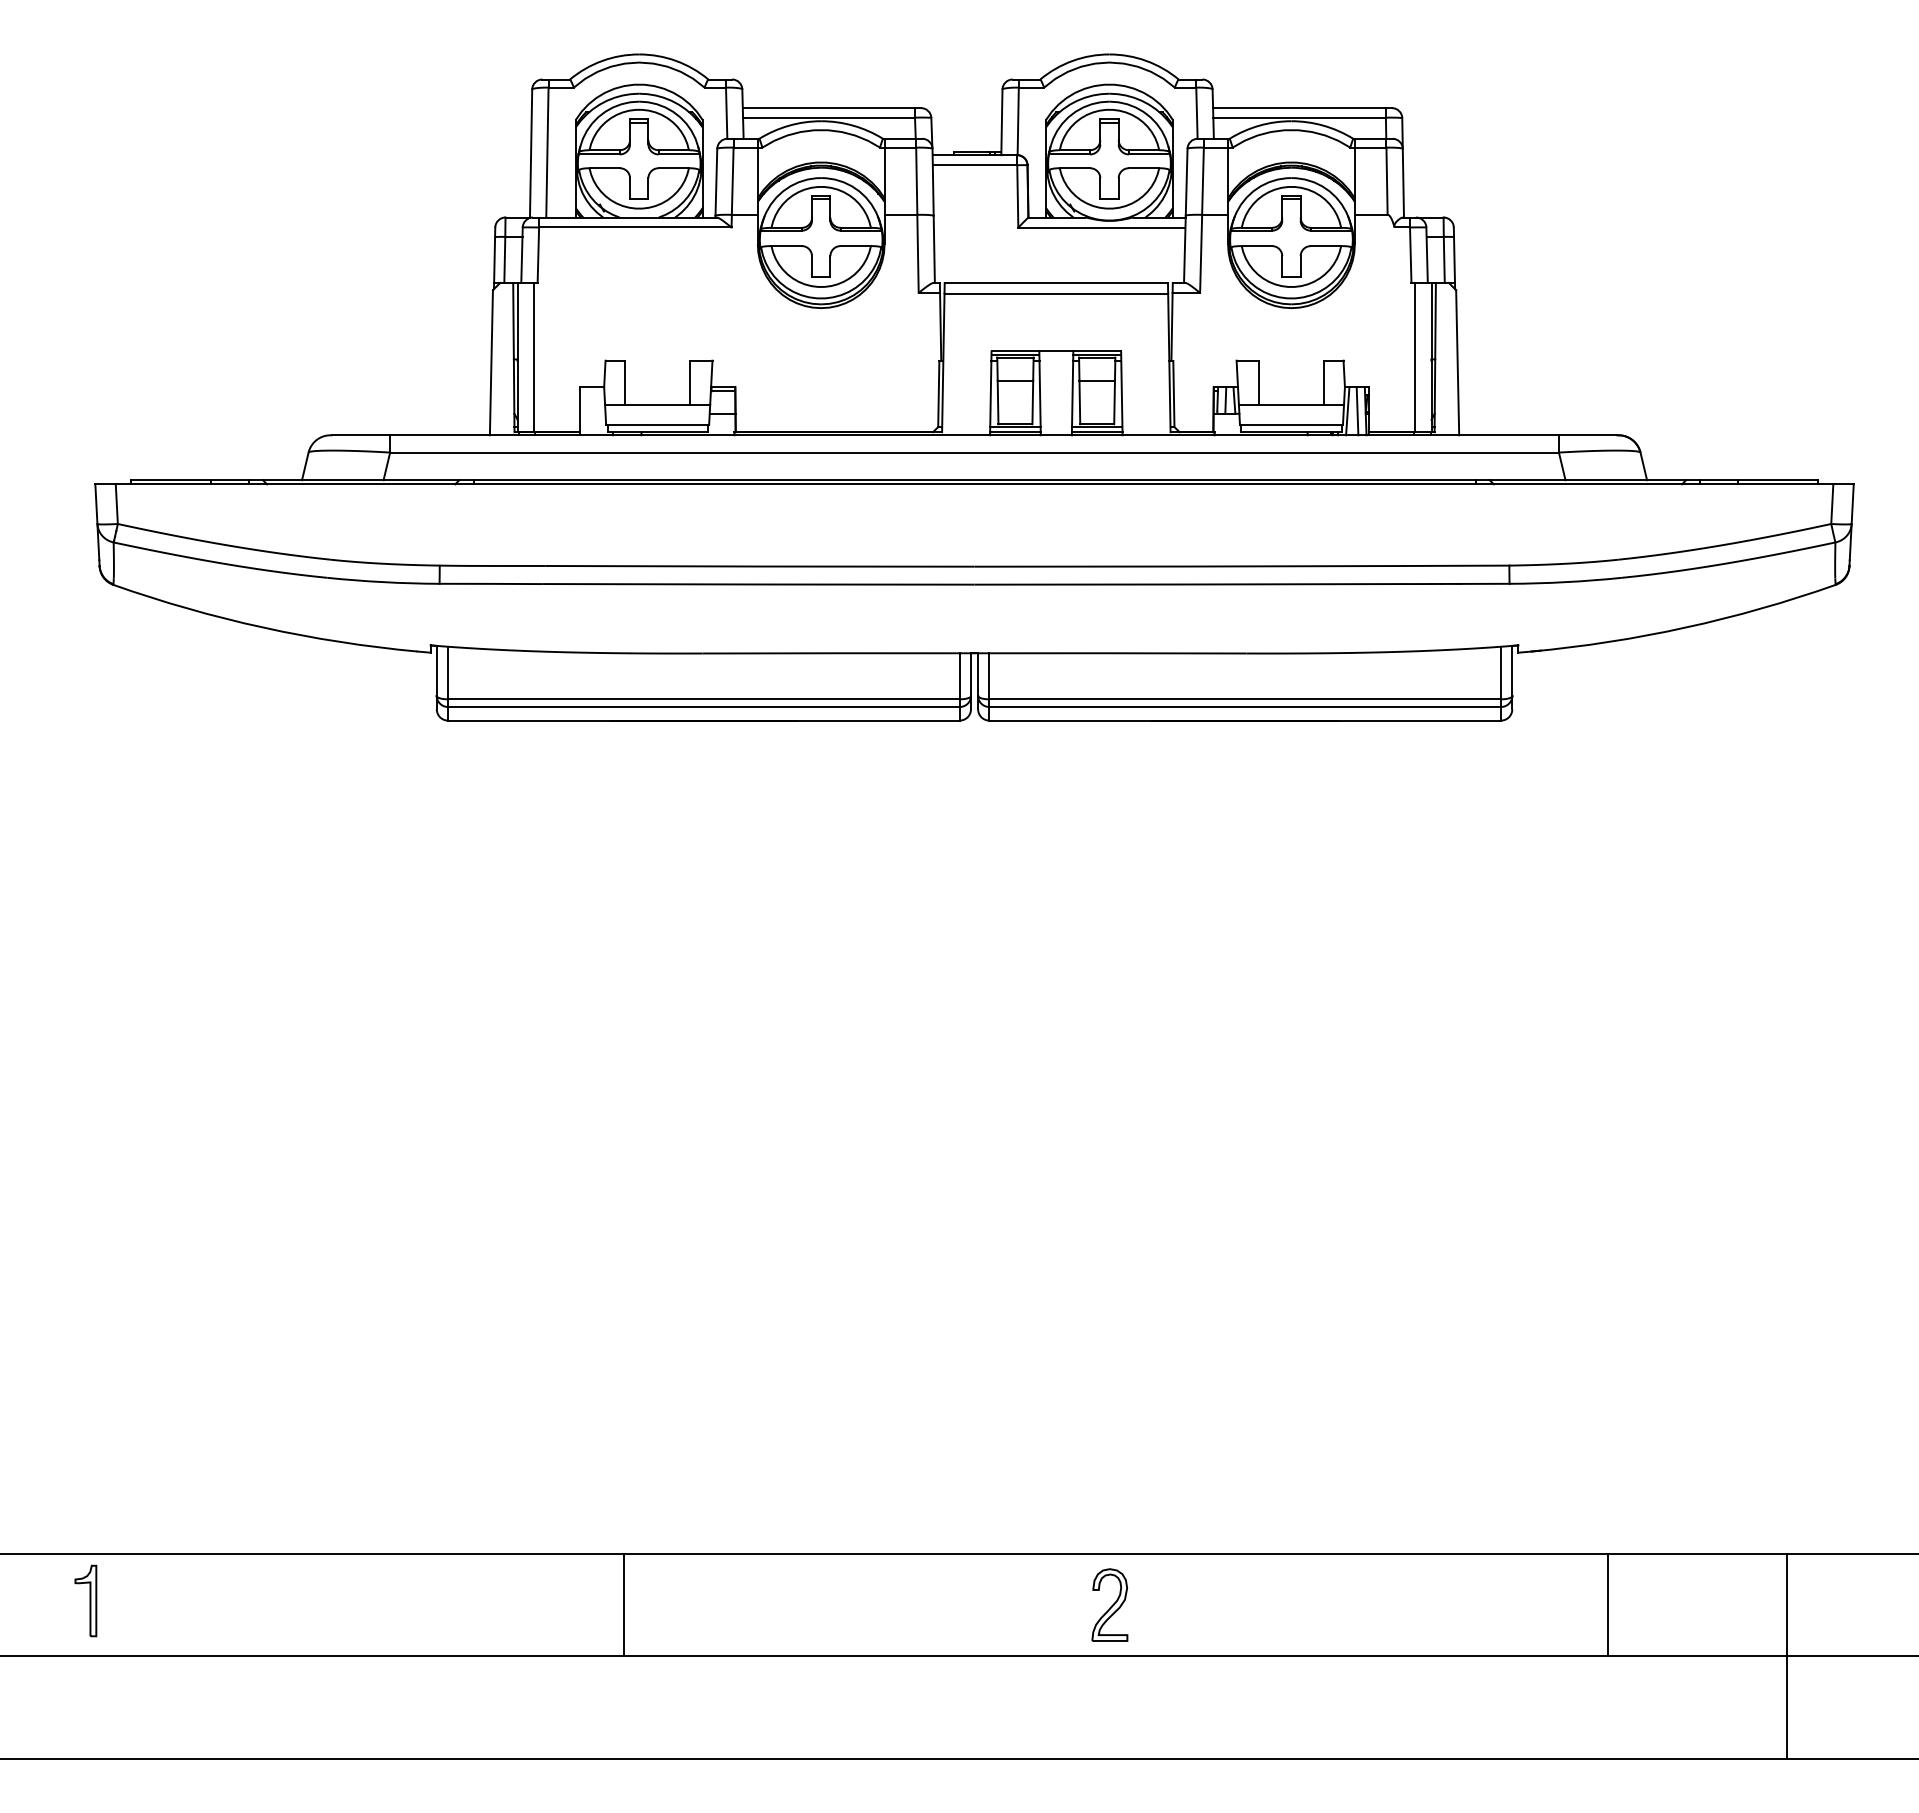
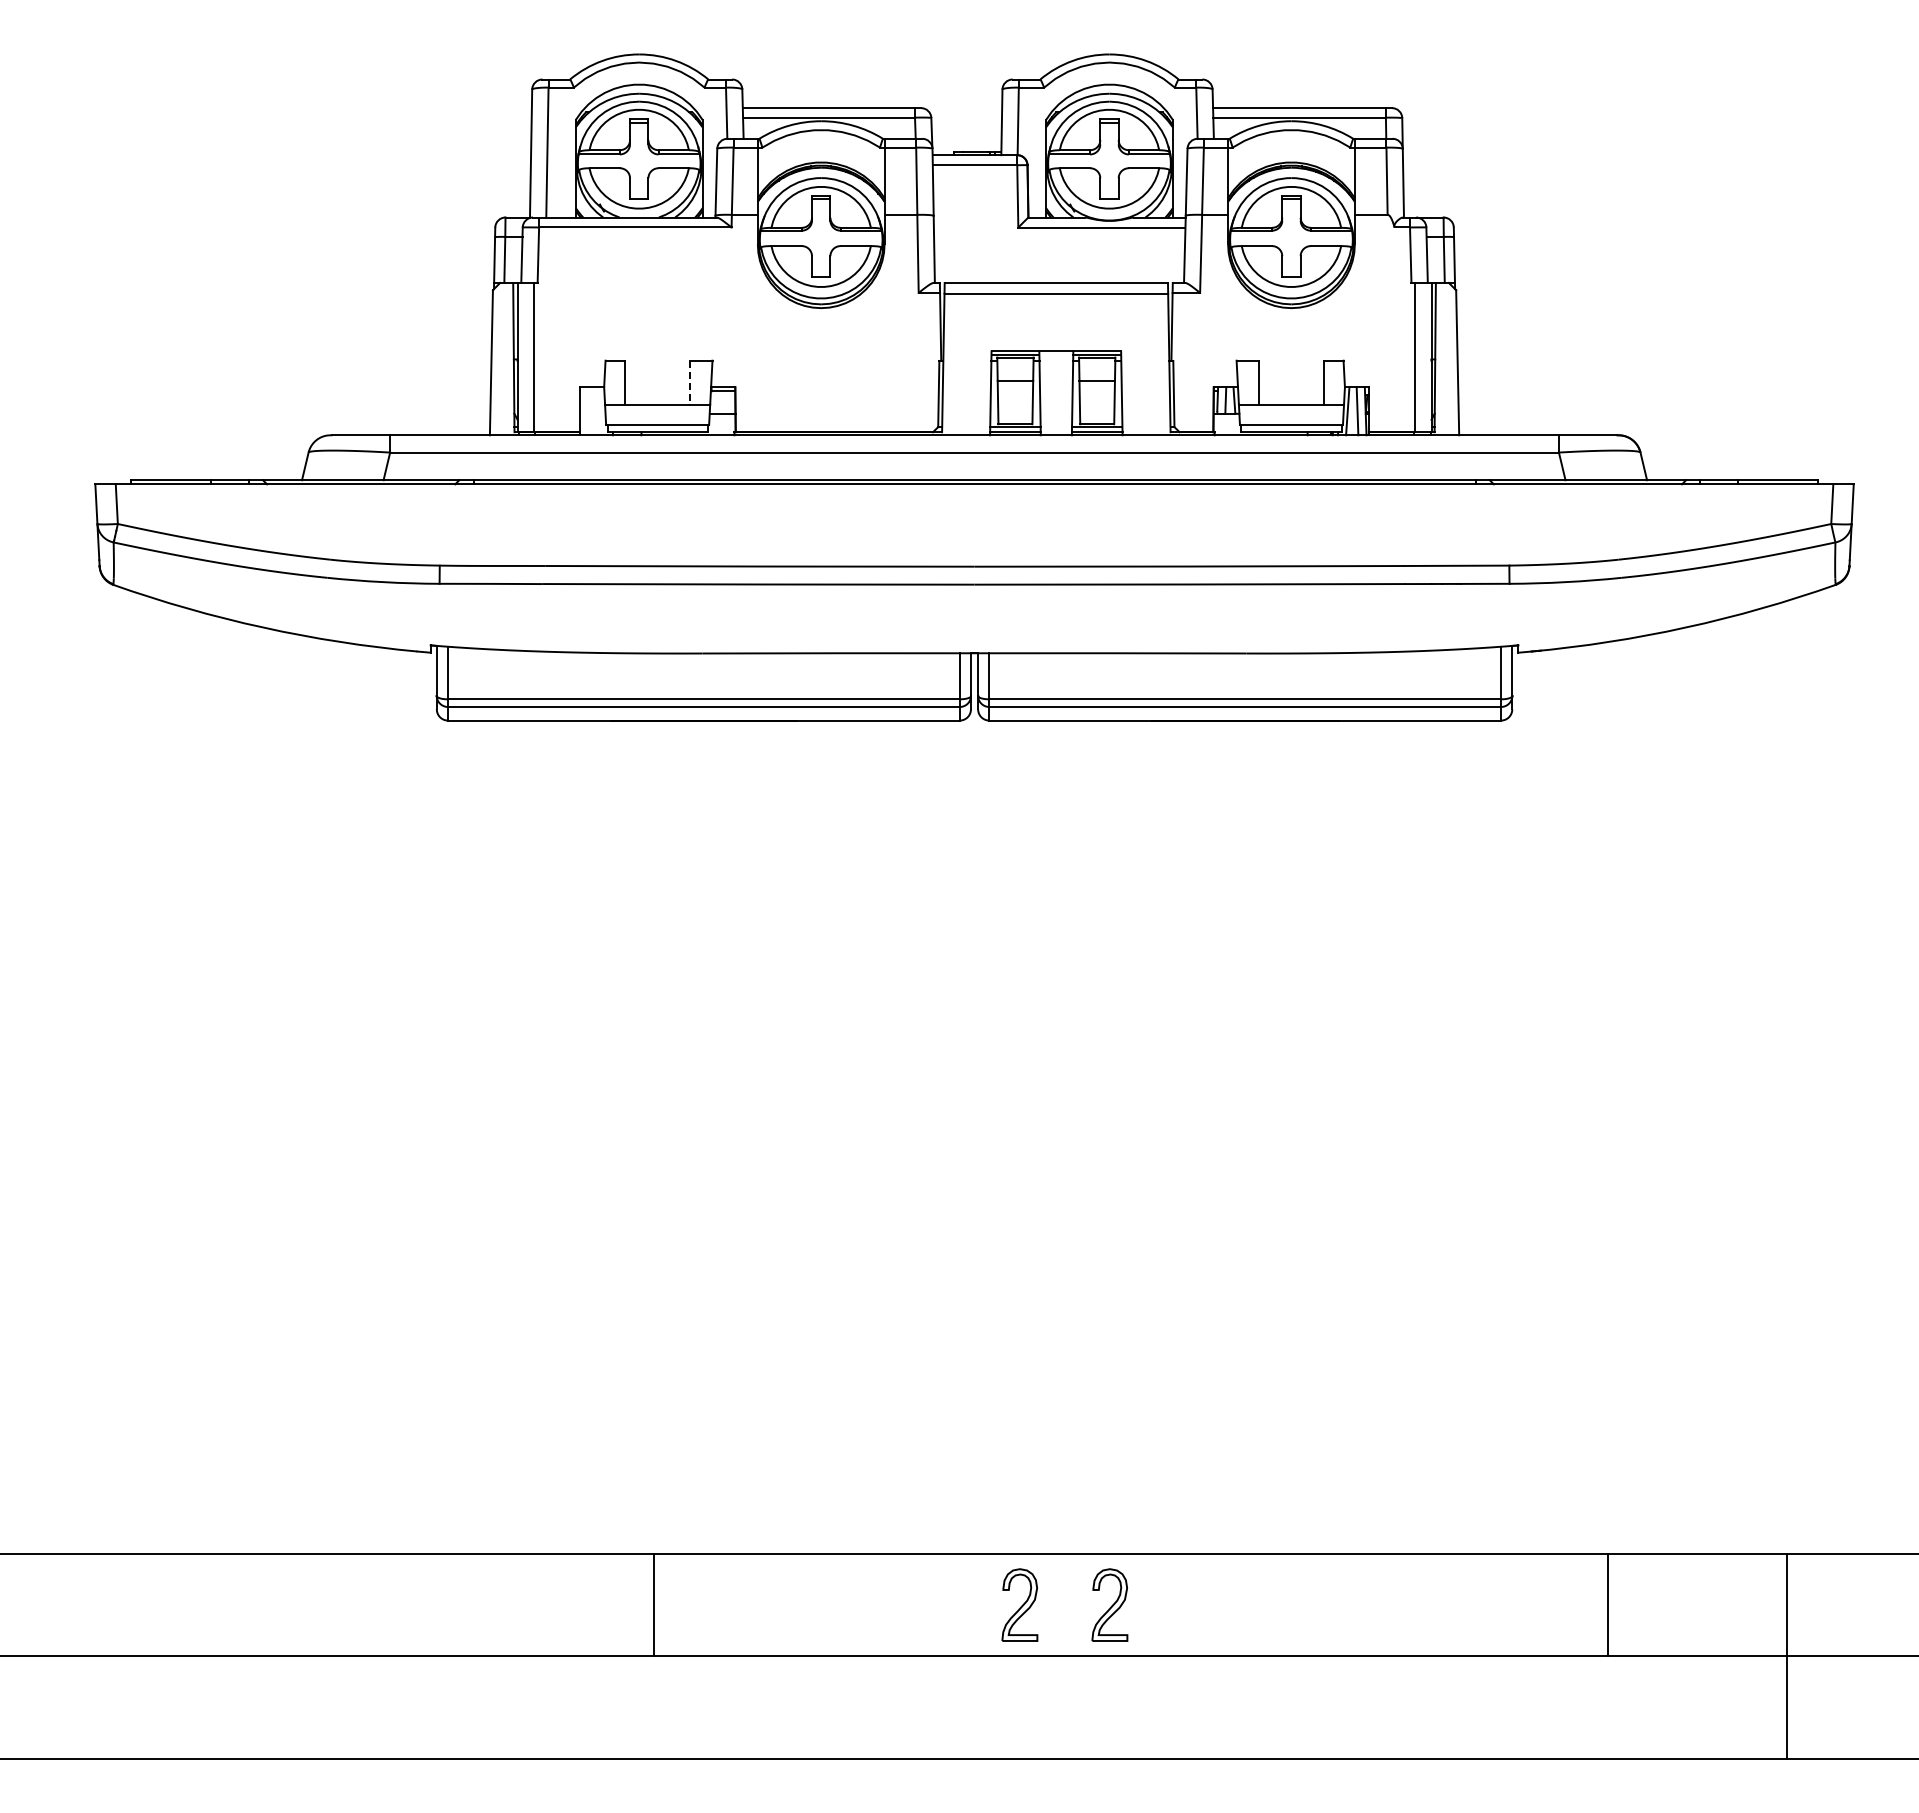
line: solid -> dashed (690, 382)
part: present -> none (85, 1600)
part: none -> present (1019, 1604)
line position: (623, 1605) -> (653, 1605) (653, 1605)
